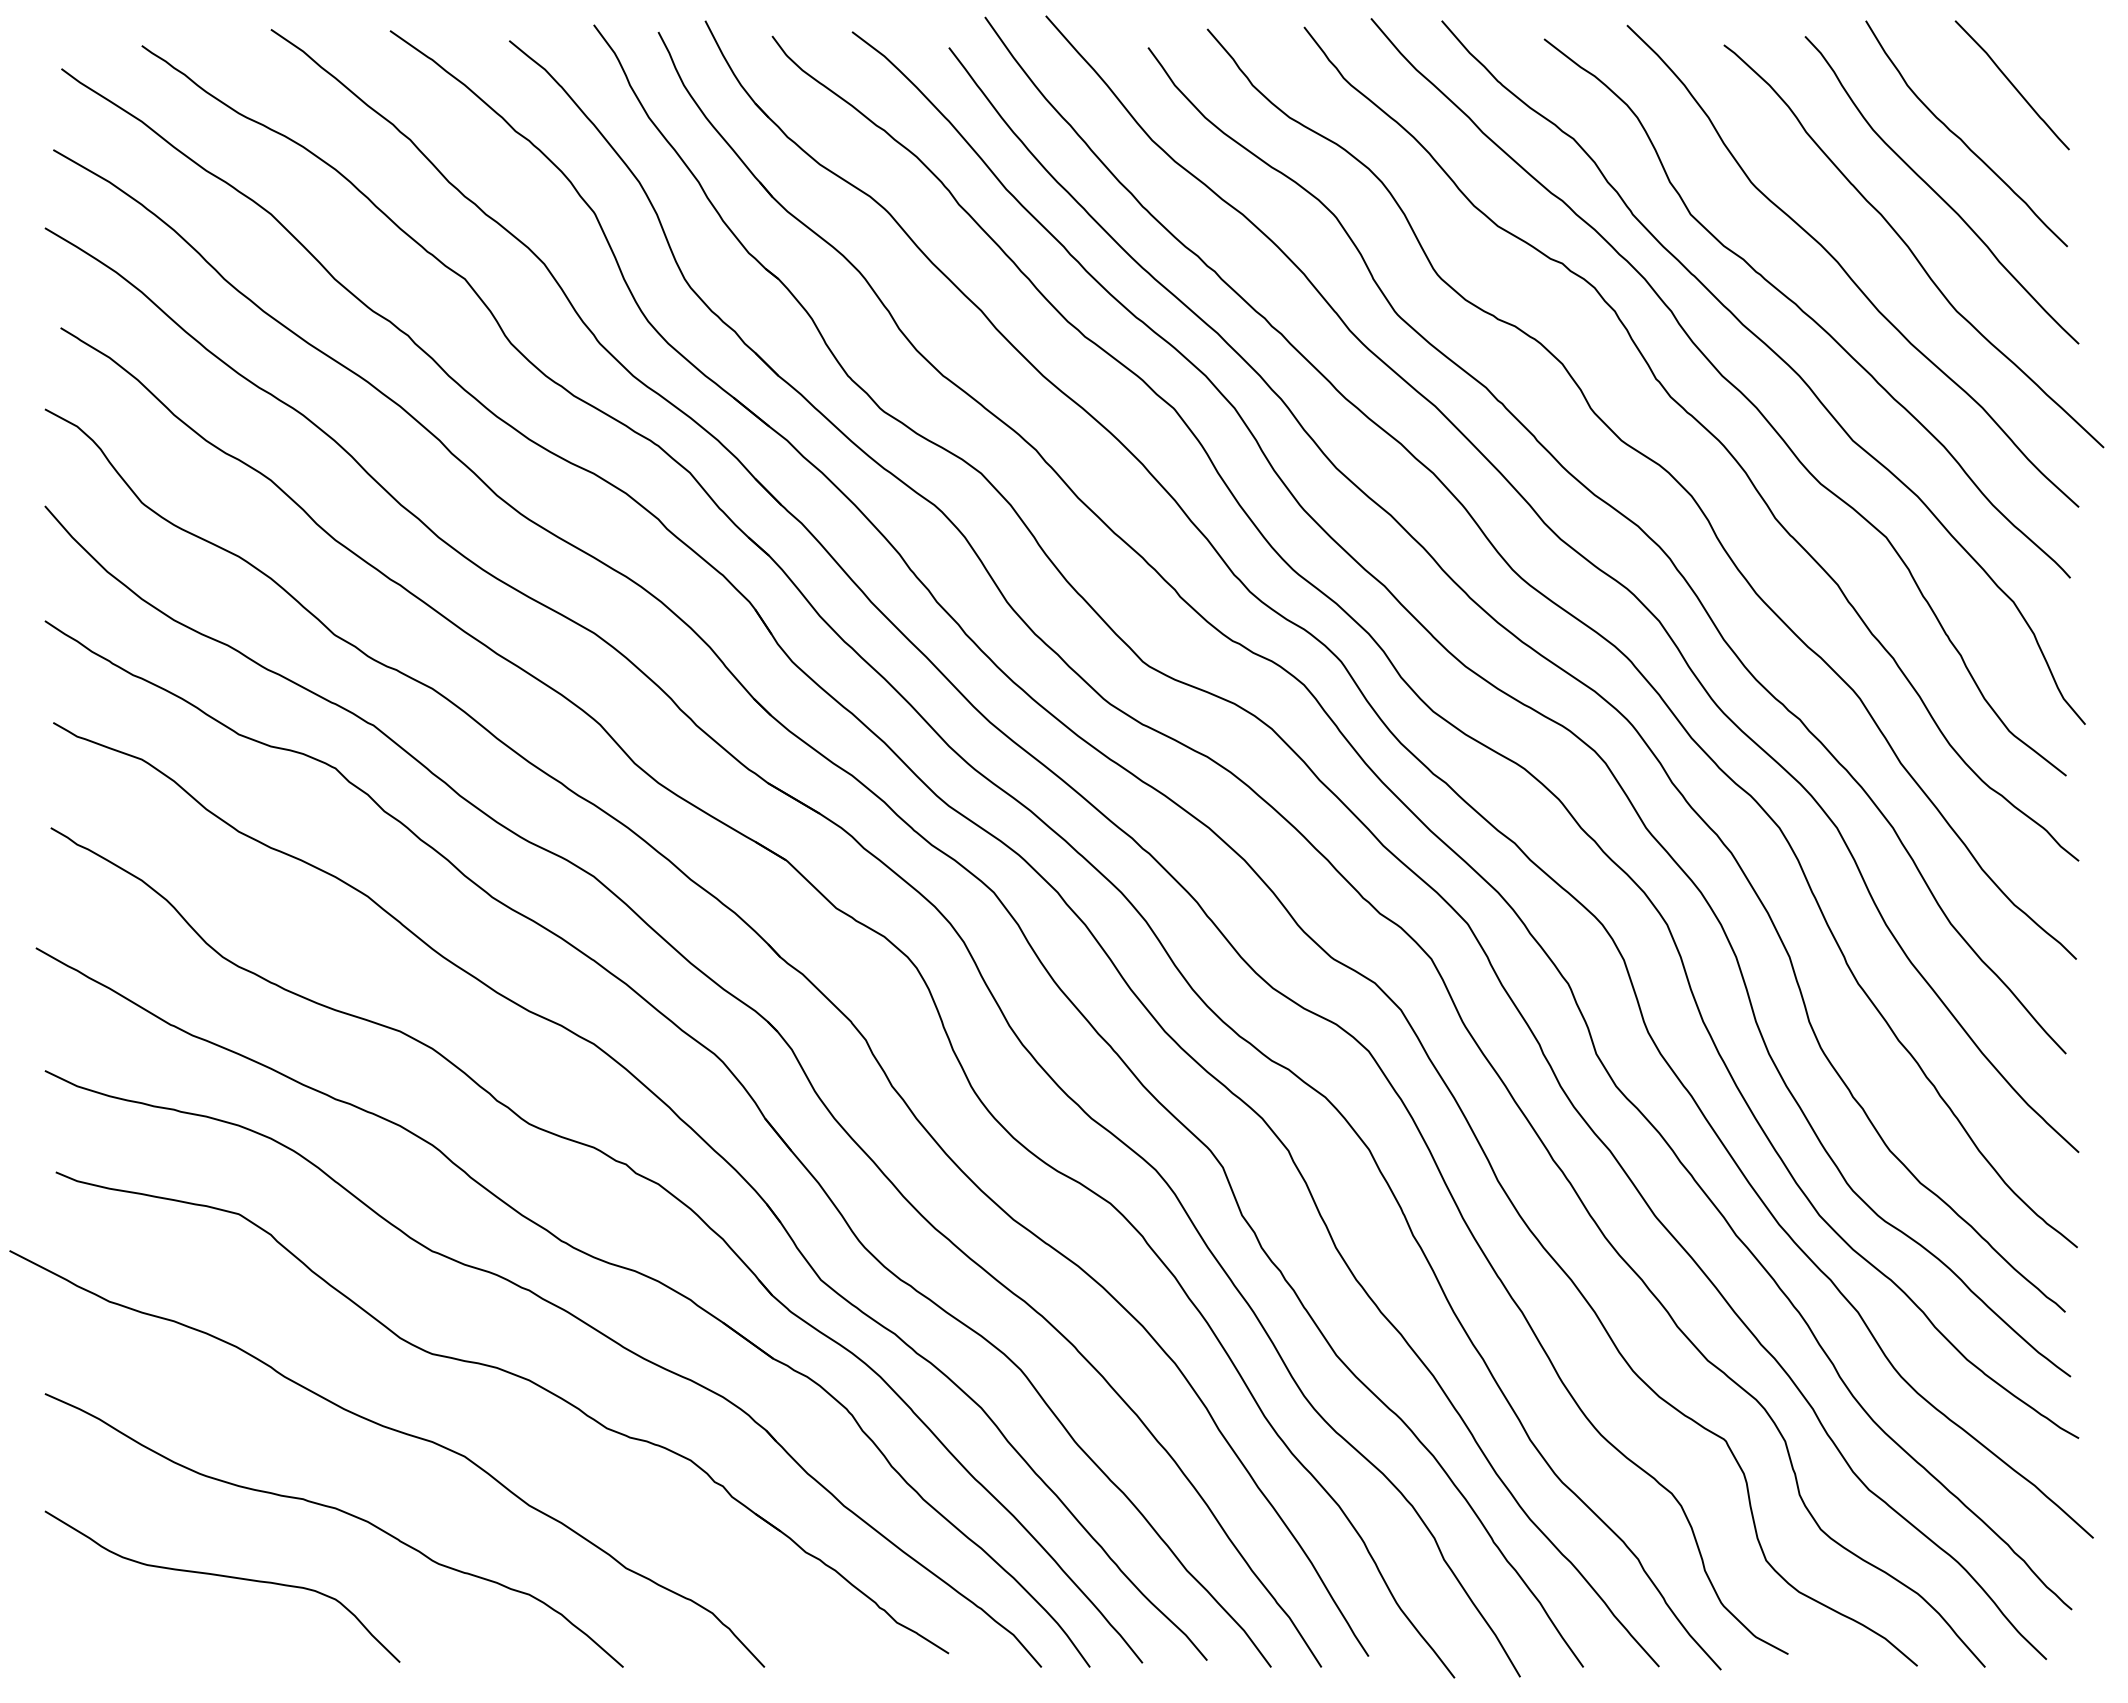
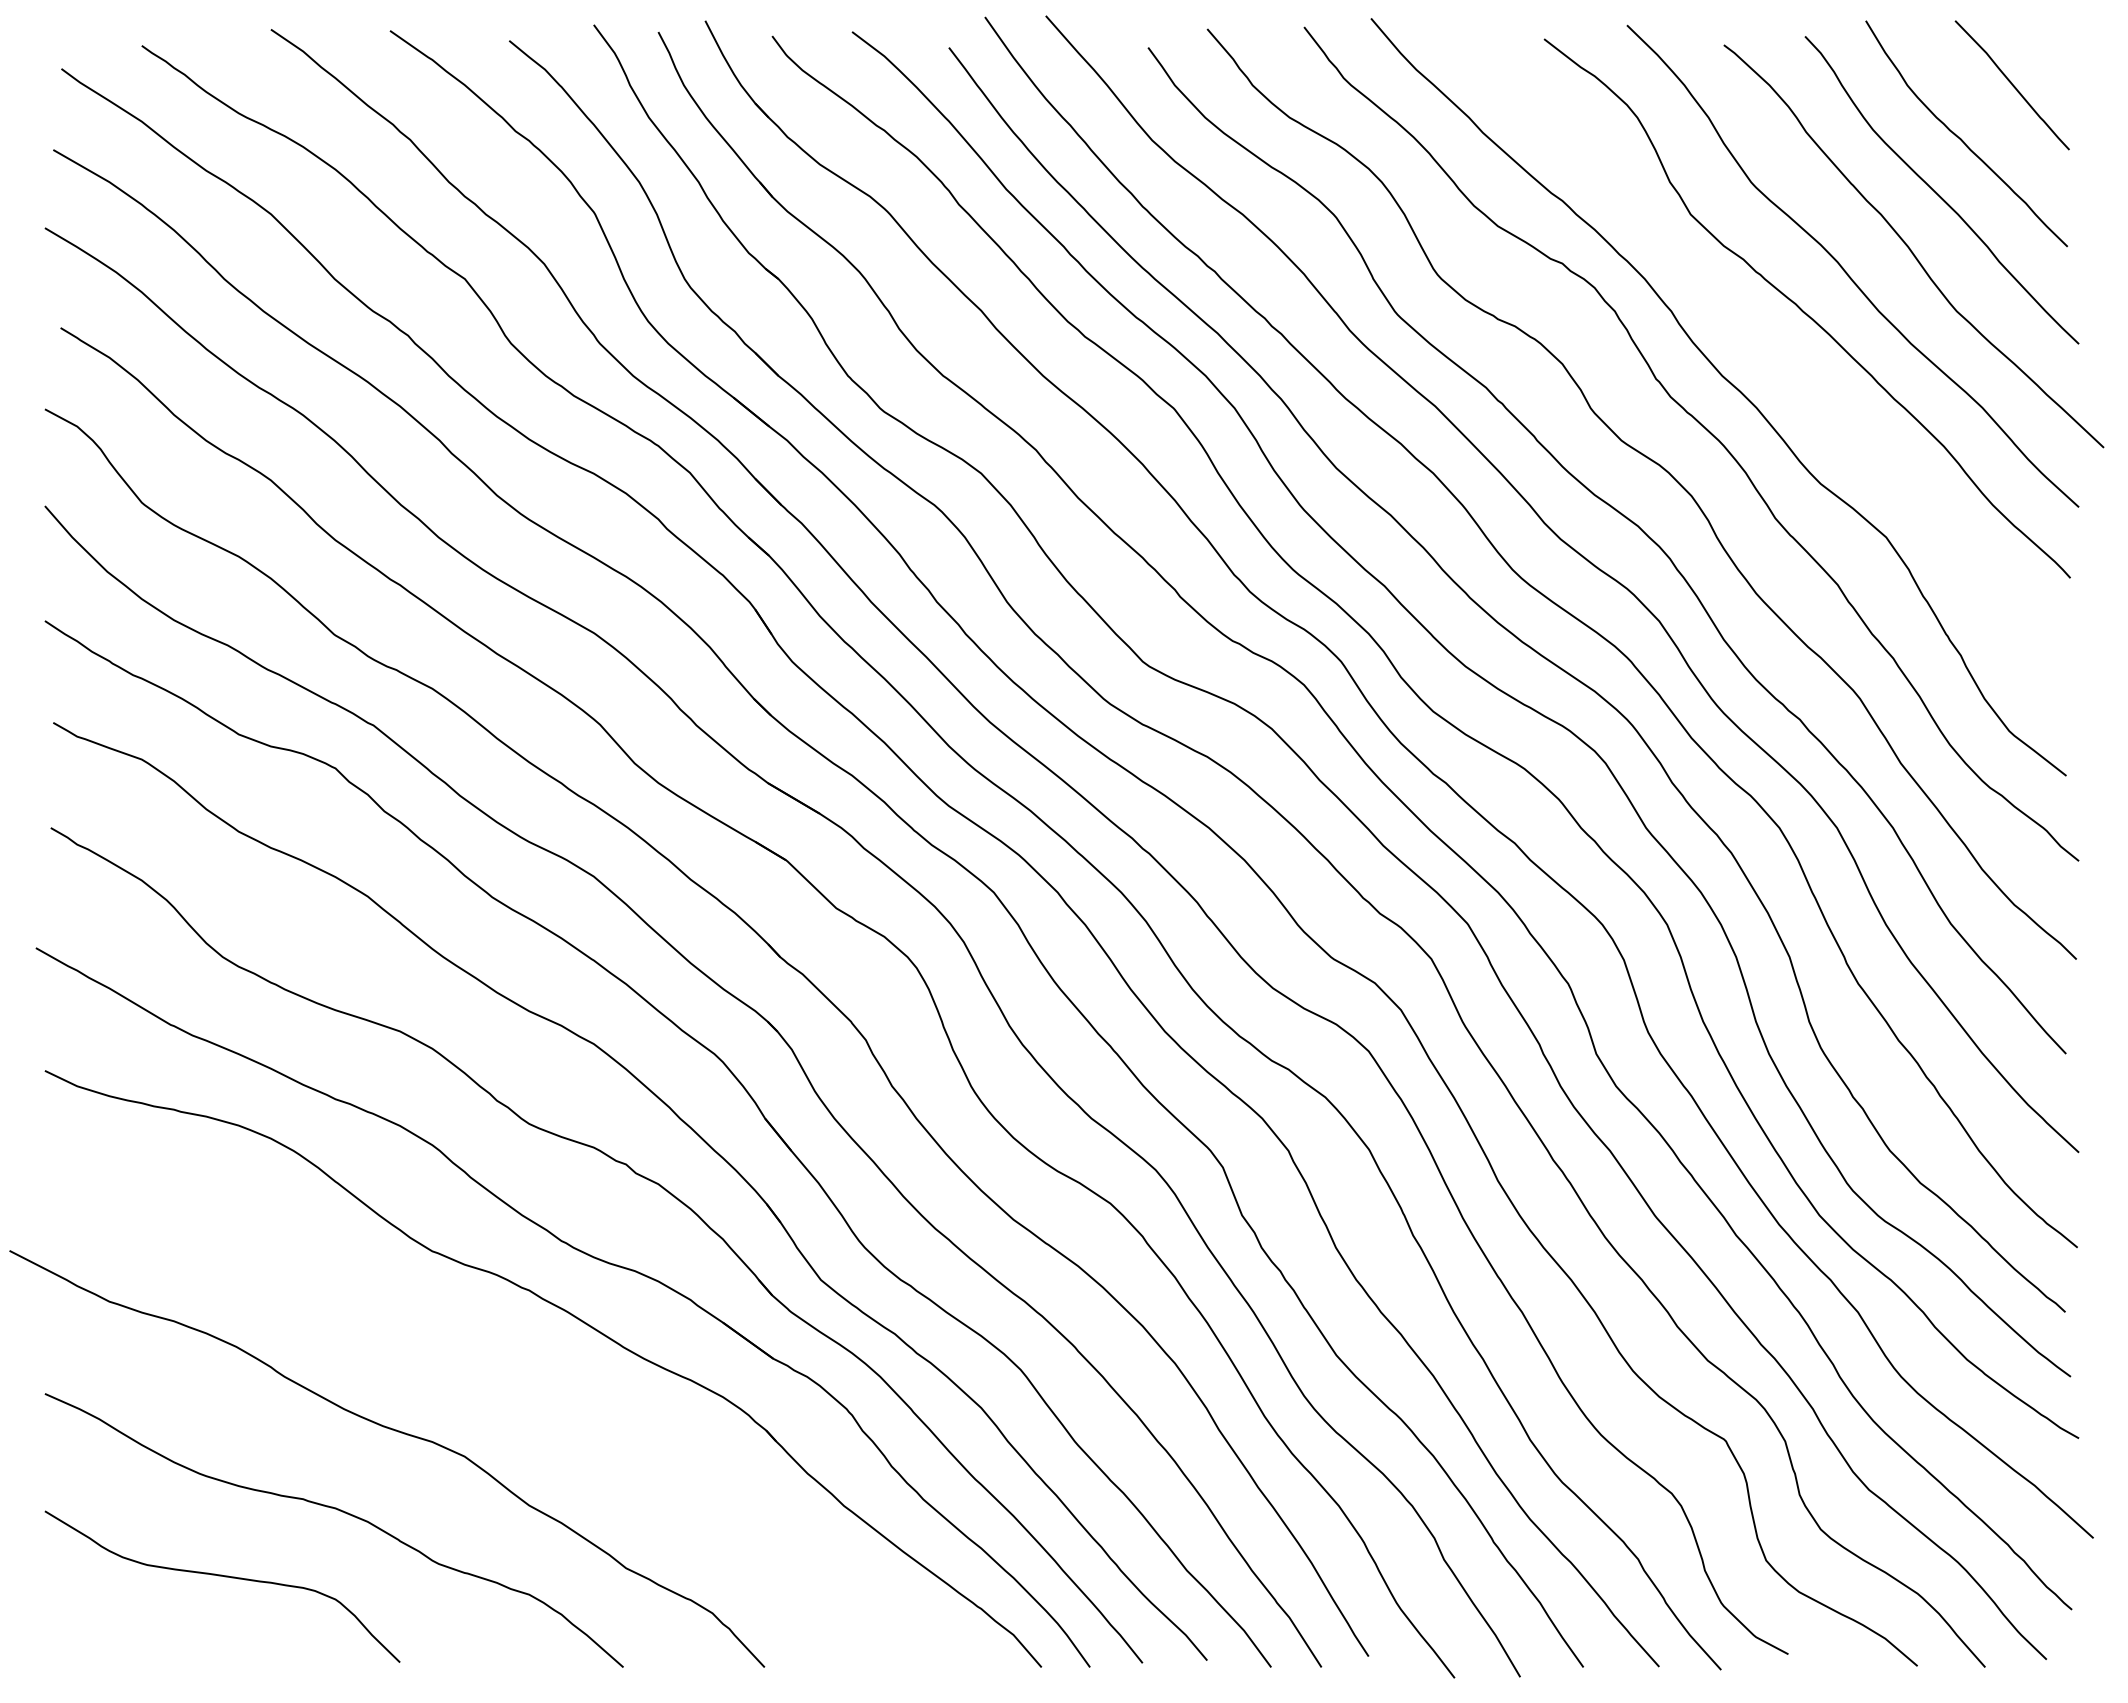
curve: present -> none (1778, 357)
part: present -> none (518, 1377)
